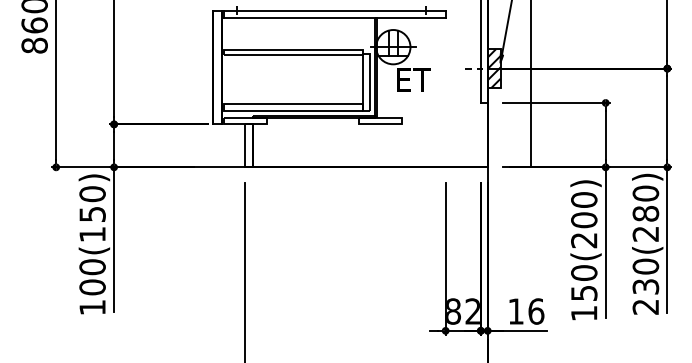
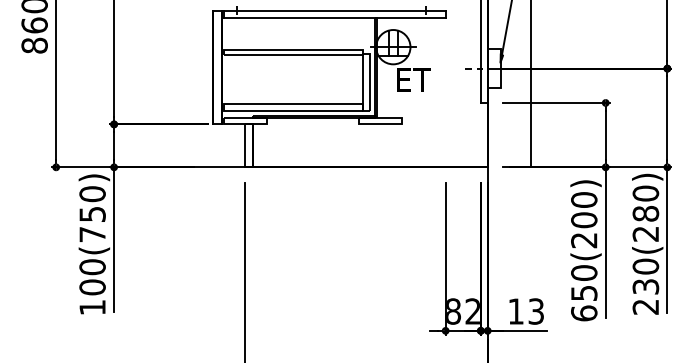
hatch: present -> none (493, 68)
text: 100(150) -> 100(750) (92, 234)
text: 16 -> 13 (536, 311)
text: 150(200) -> 650(200) (584, 313)
